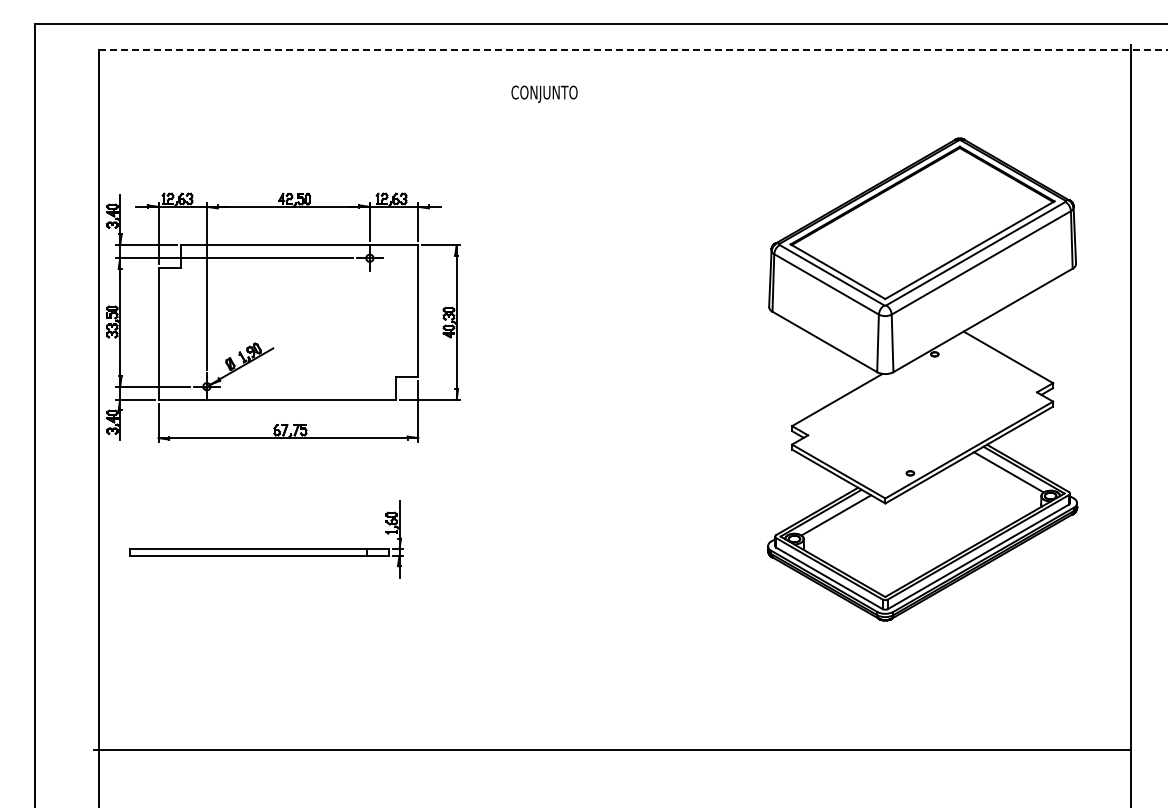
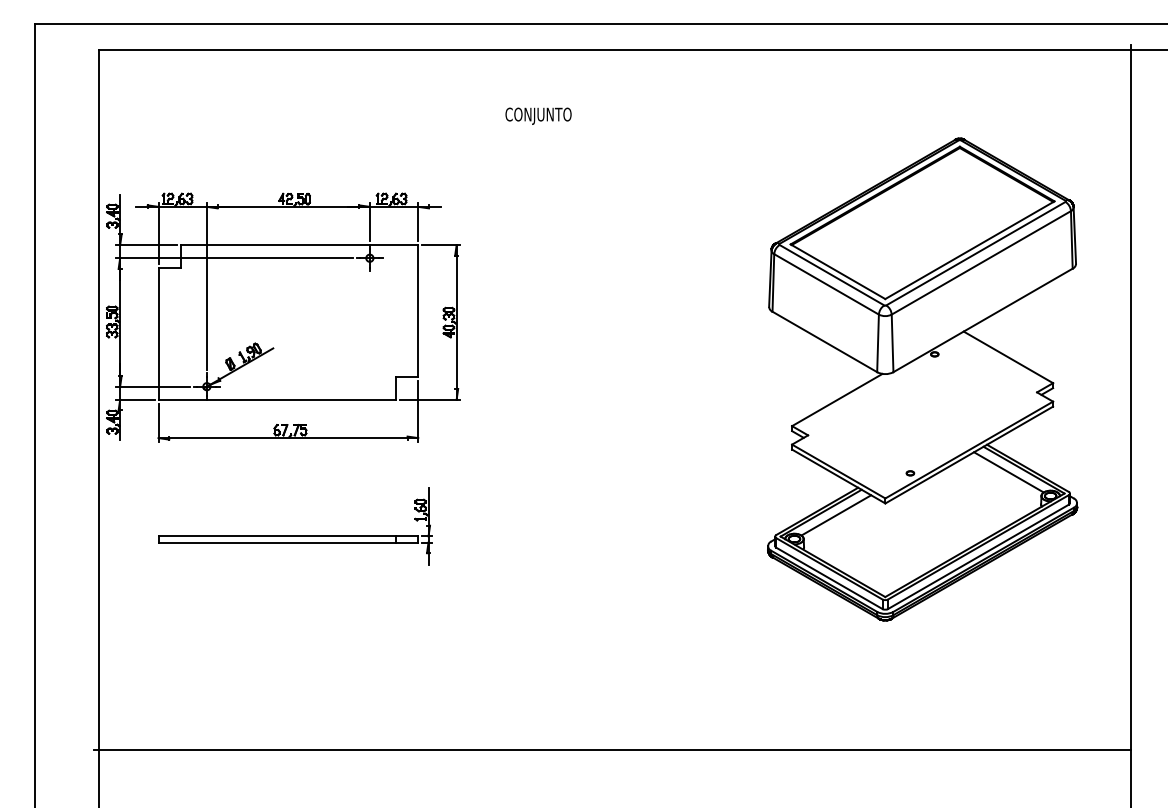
line: dashed -> solid (633, 49)
text position: (544, 93) -> (538, 115) (538, 115)
part position: (266, 548) -> (295, 535) (295, 535)
